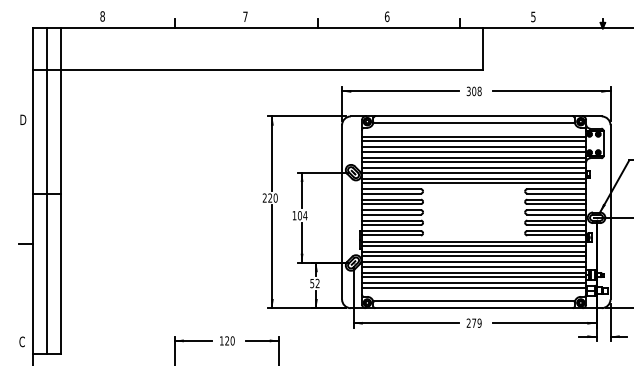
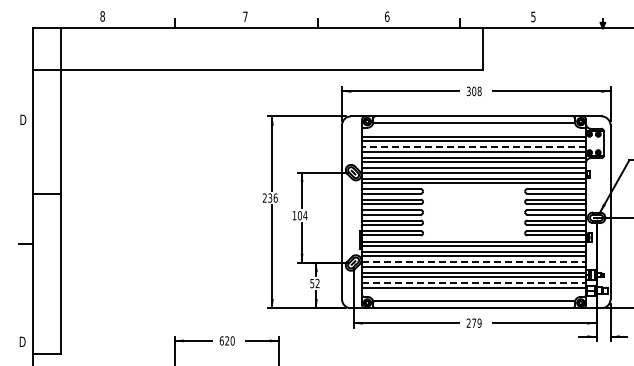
line: solid -> dashed (474, 147)
line: present -> none (46, 190)
text: 220 -> 236 (272, 197)
line: solid -> dashed (474, 262)
line: solid -> dashed (474, 283)
text: 120 -> 620 (221, 340)
text: C -> D (22, 341)
